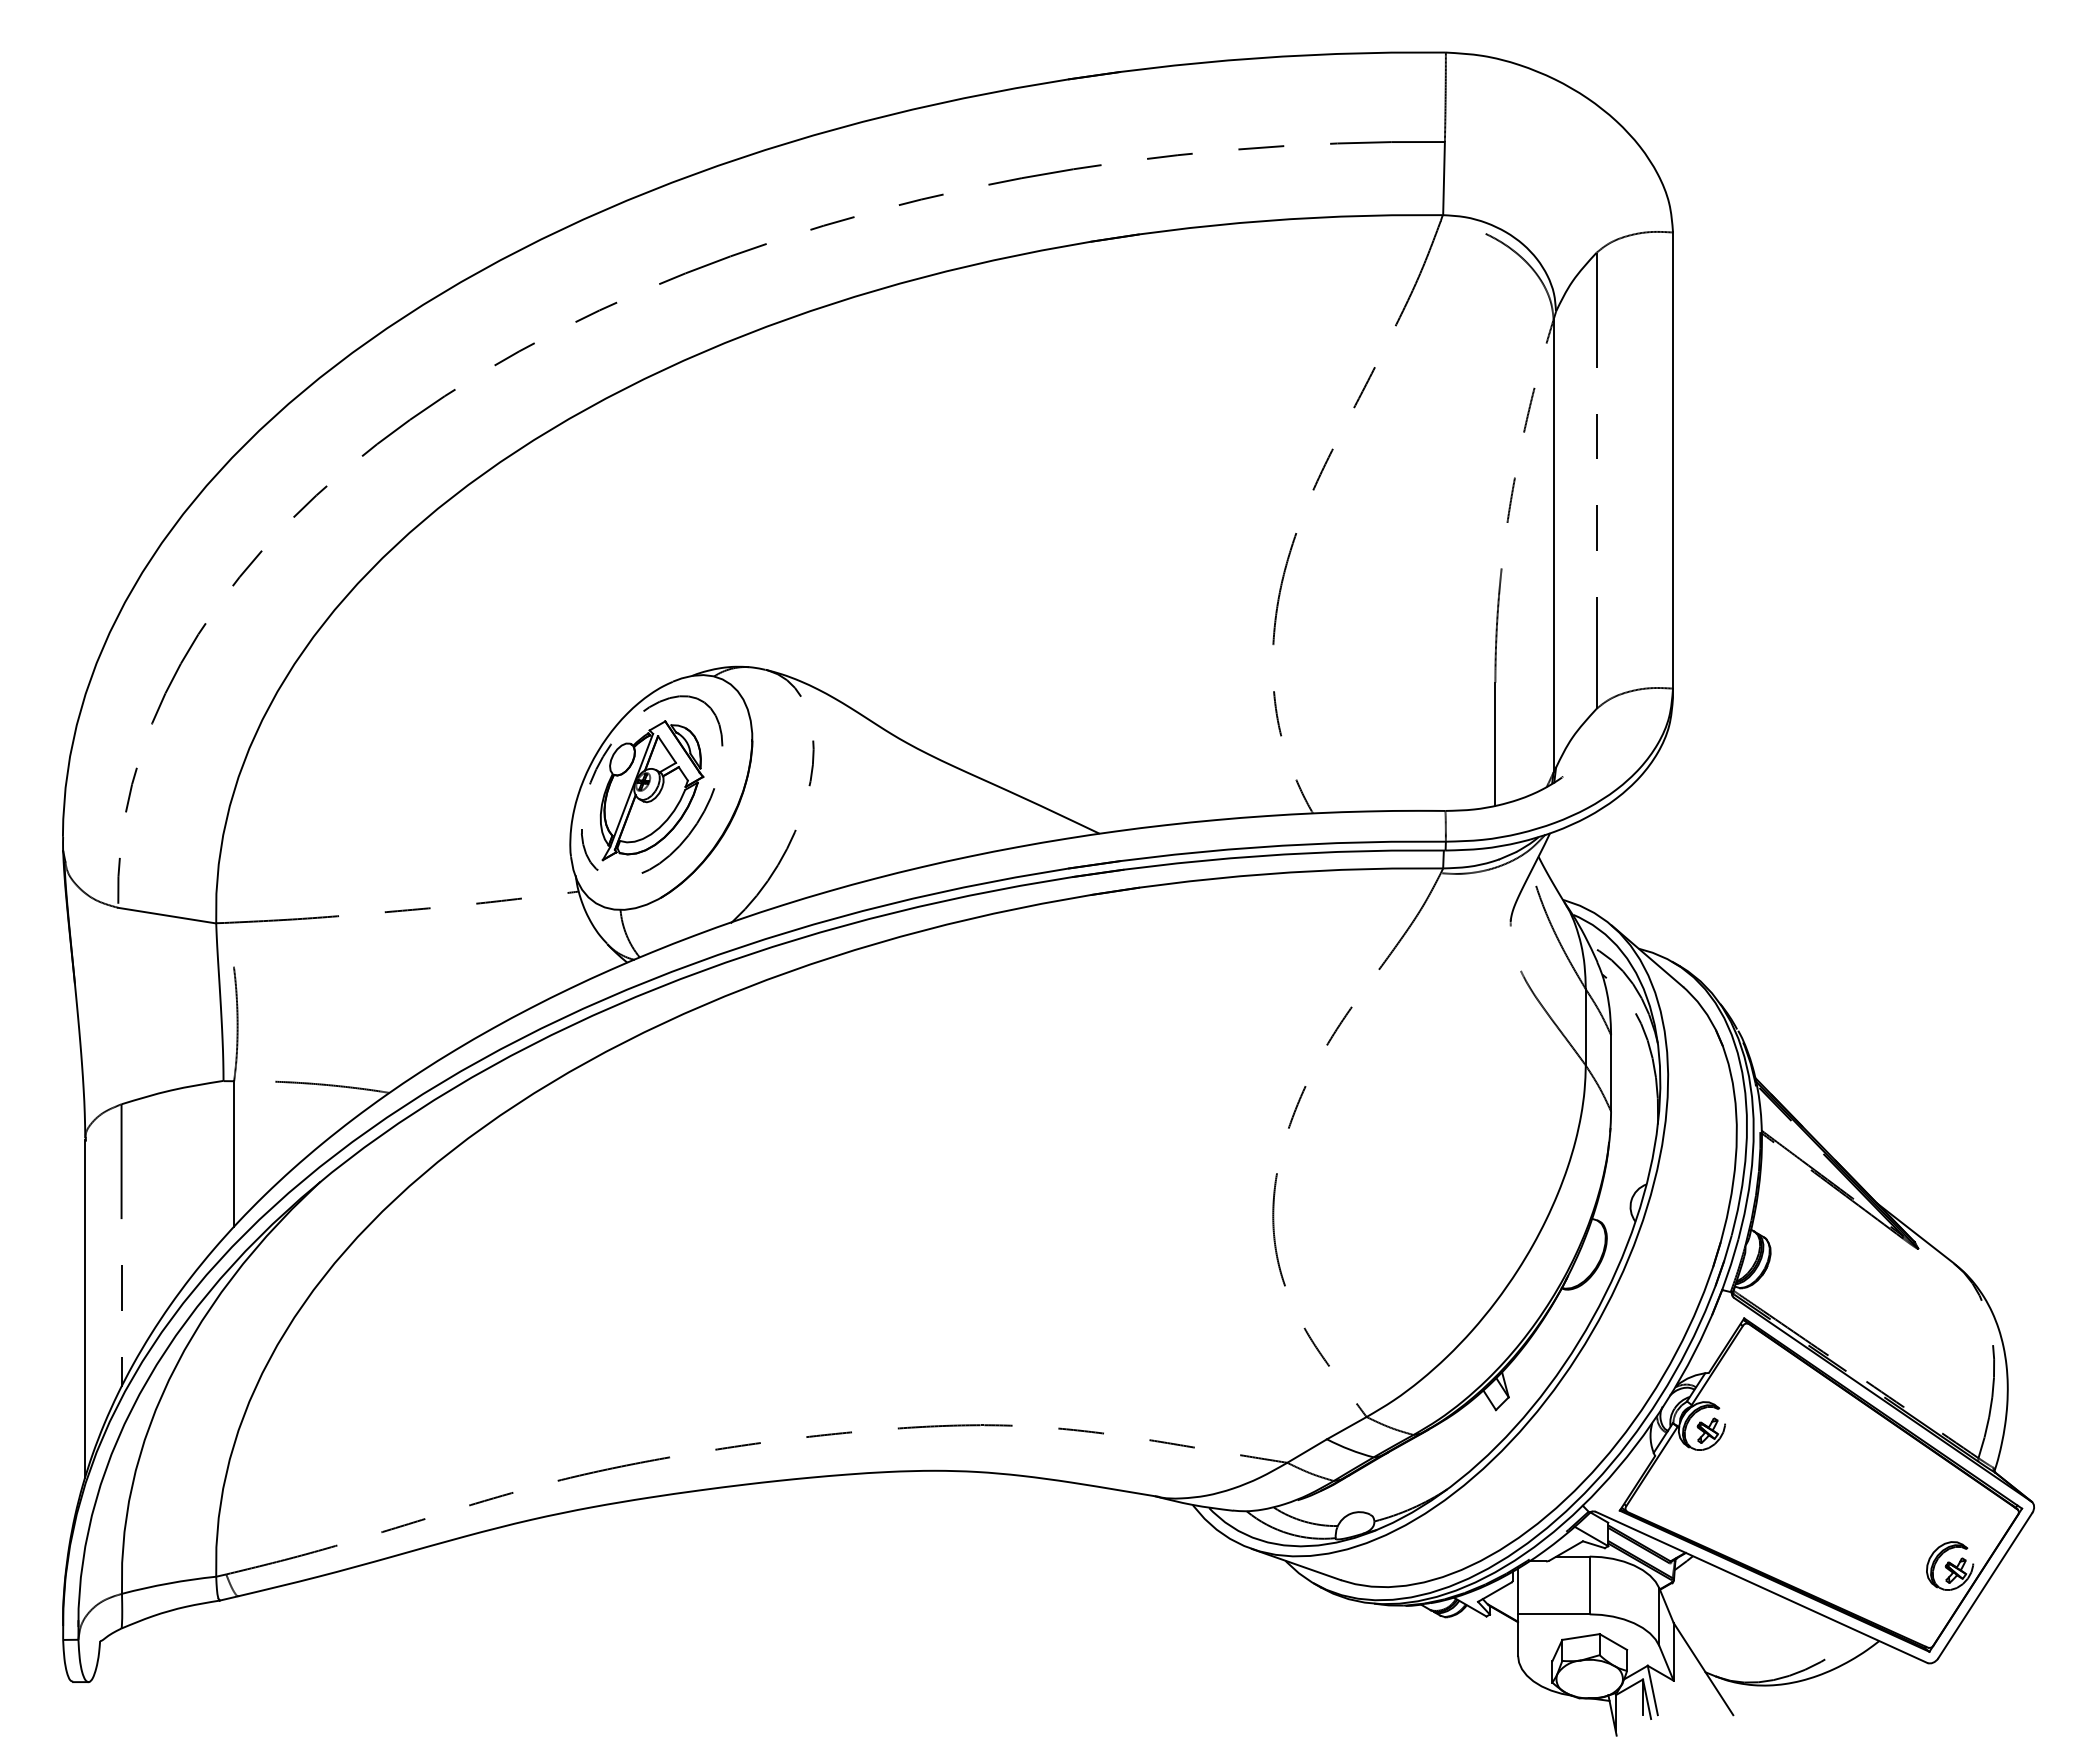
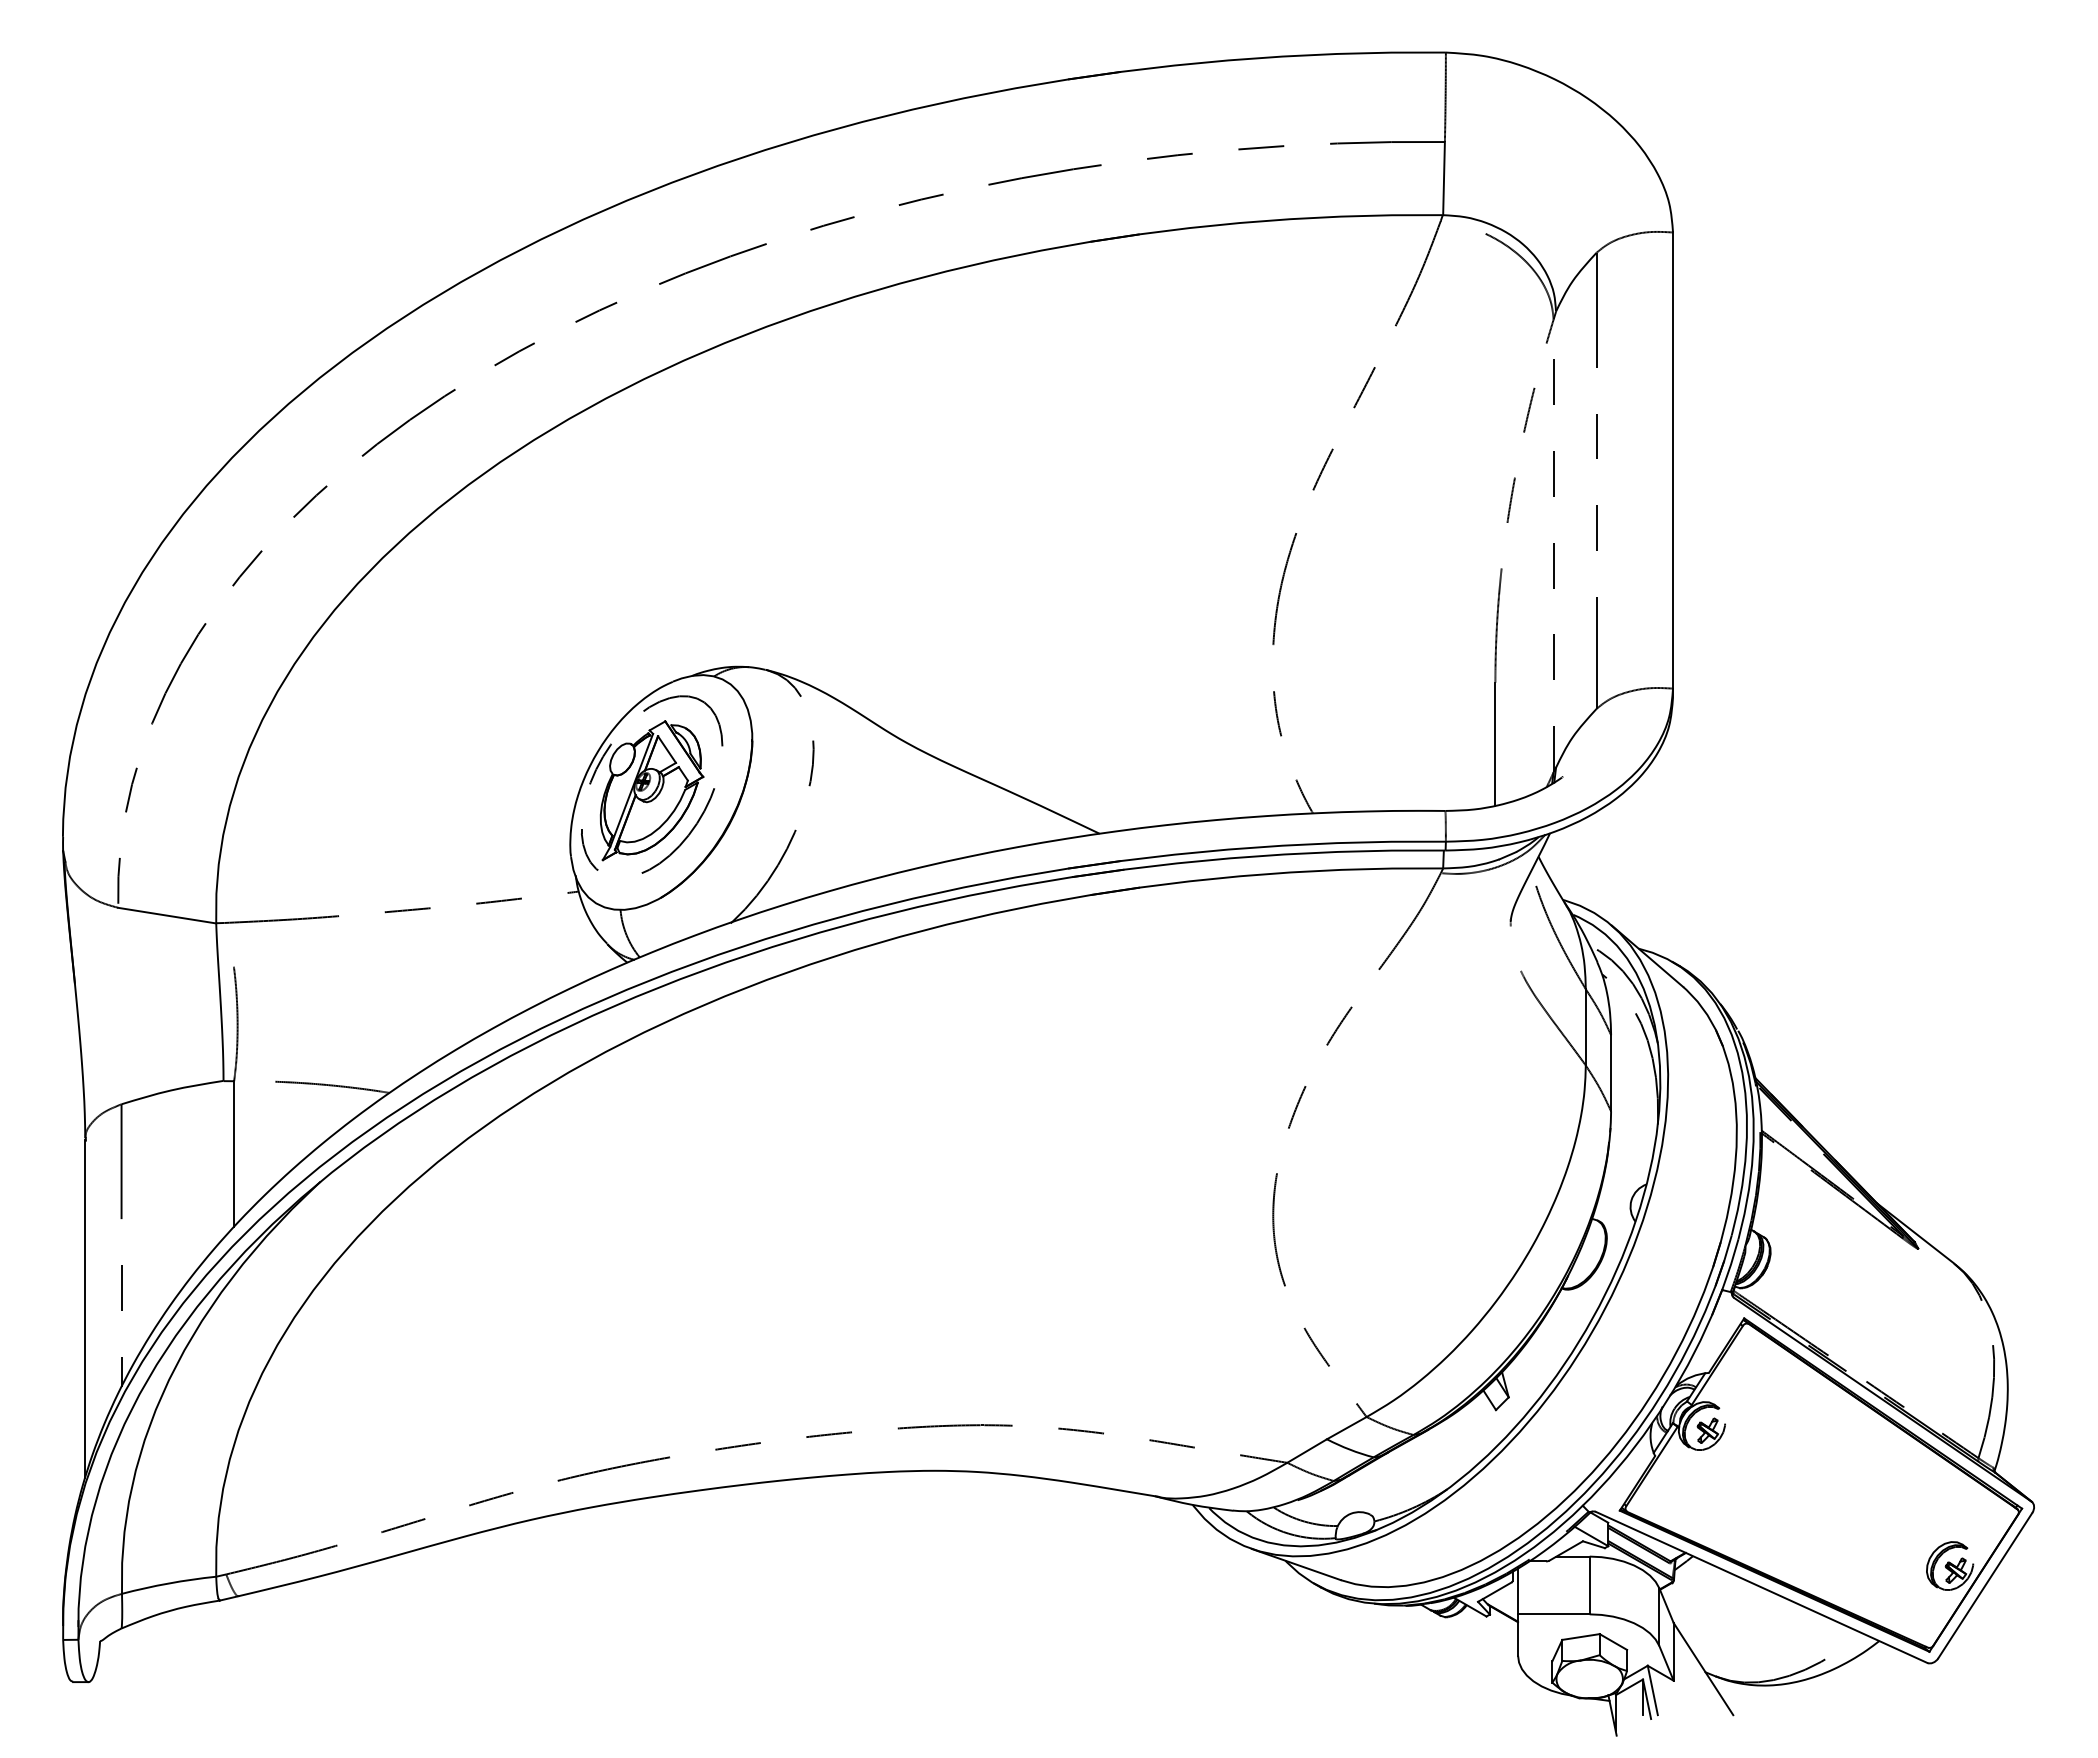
line: solid -> dashed (1553, 545)
